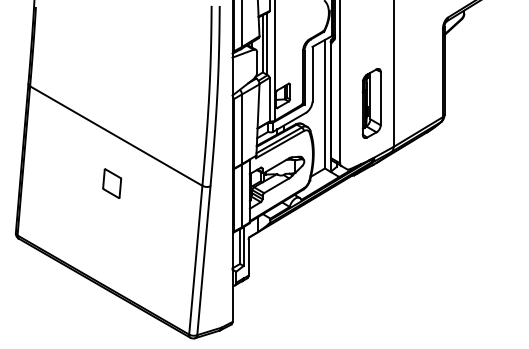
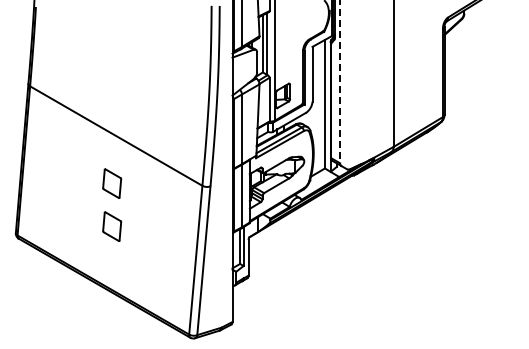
line: solid -> dashed (340, 82)
part: present -> none (371, 103)
part: none -> present (112, 226)
